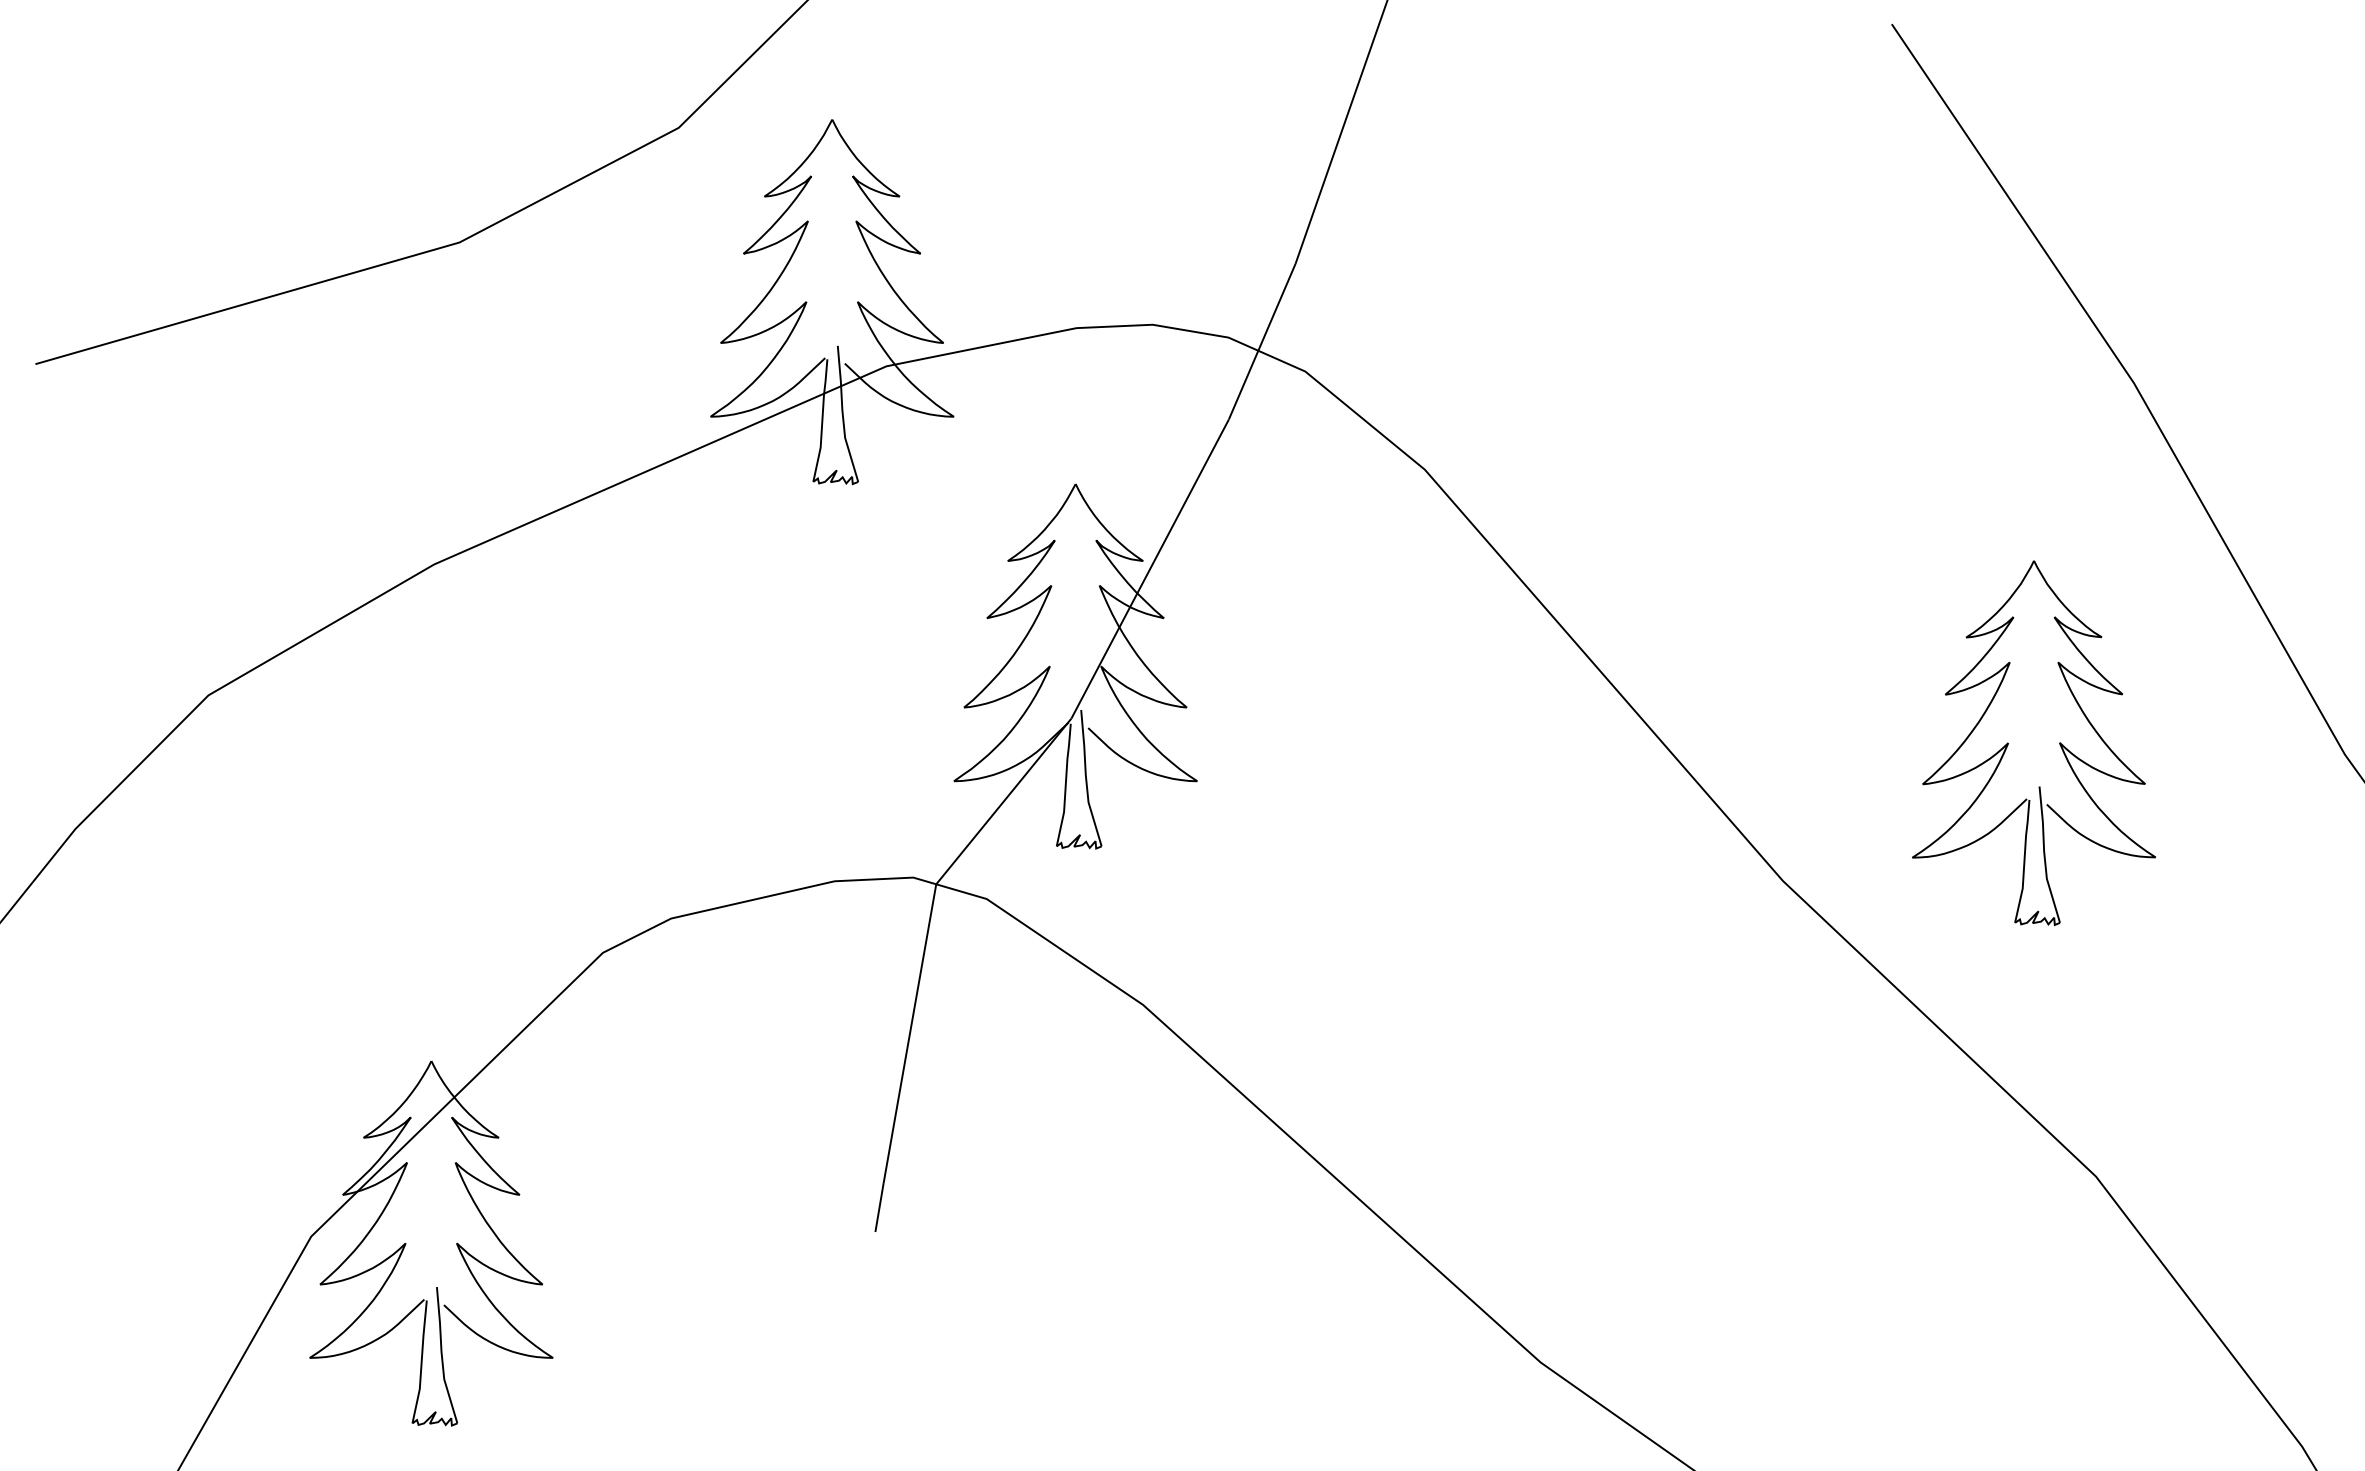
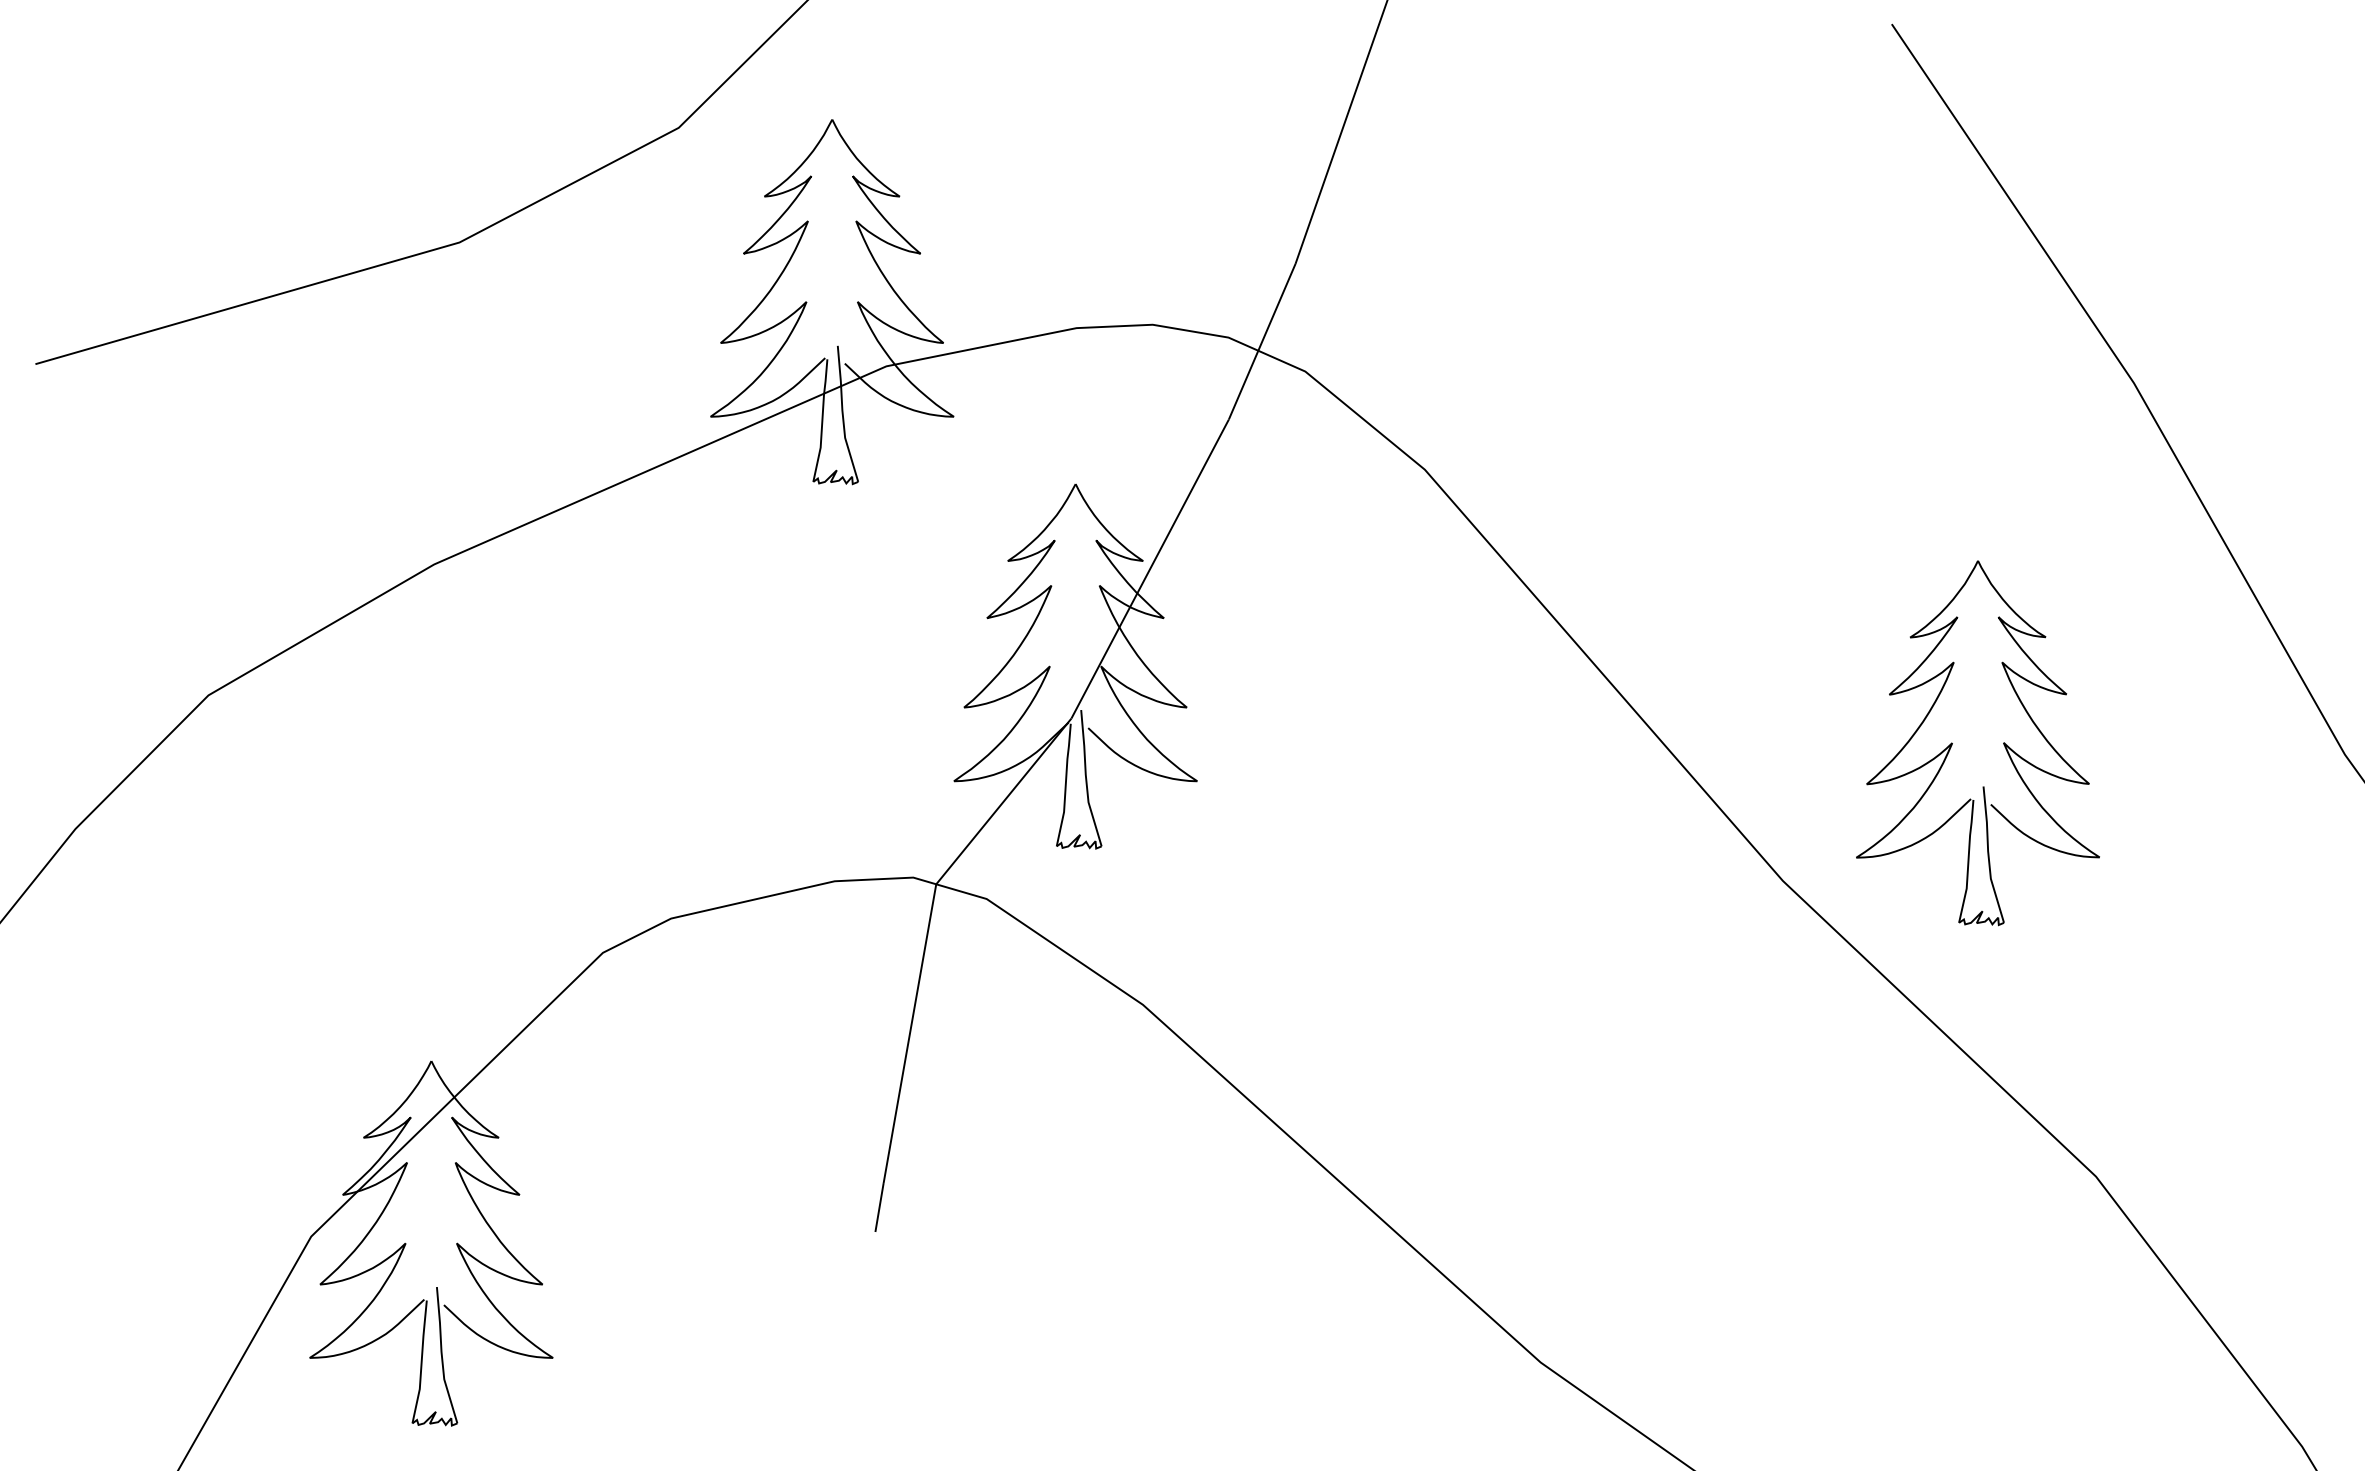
part position: (2008, 743) -> (1952, 743) (1952, 743)
